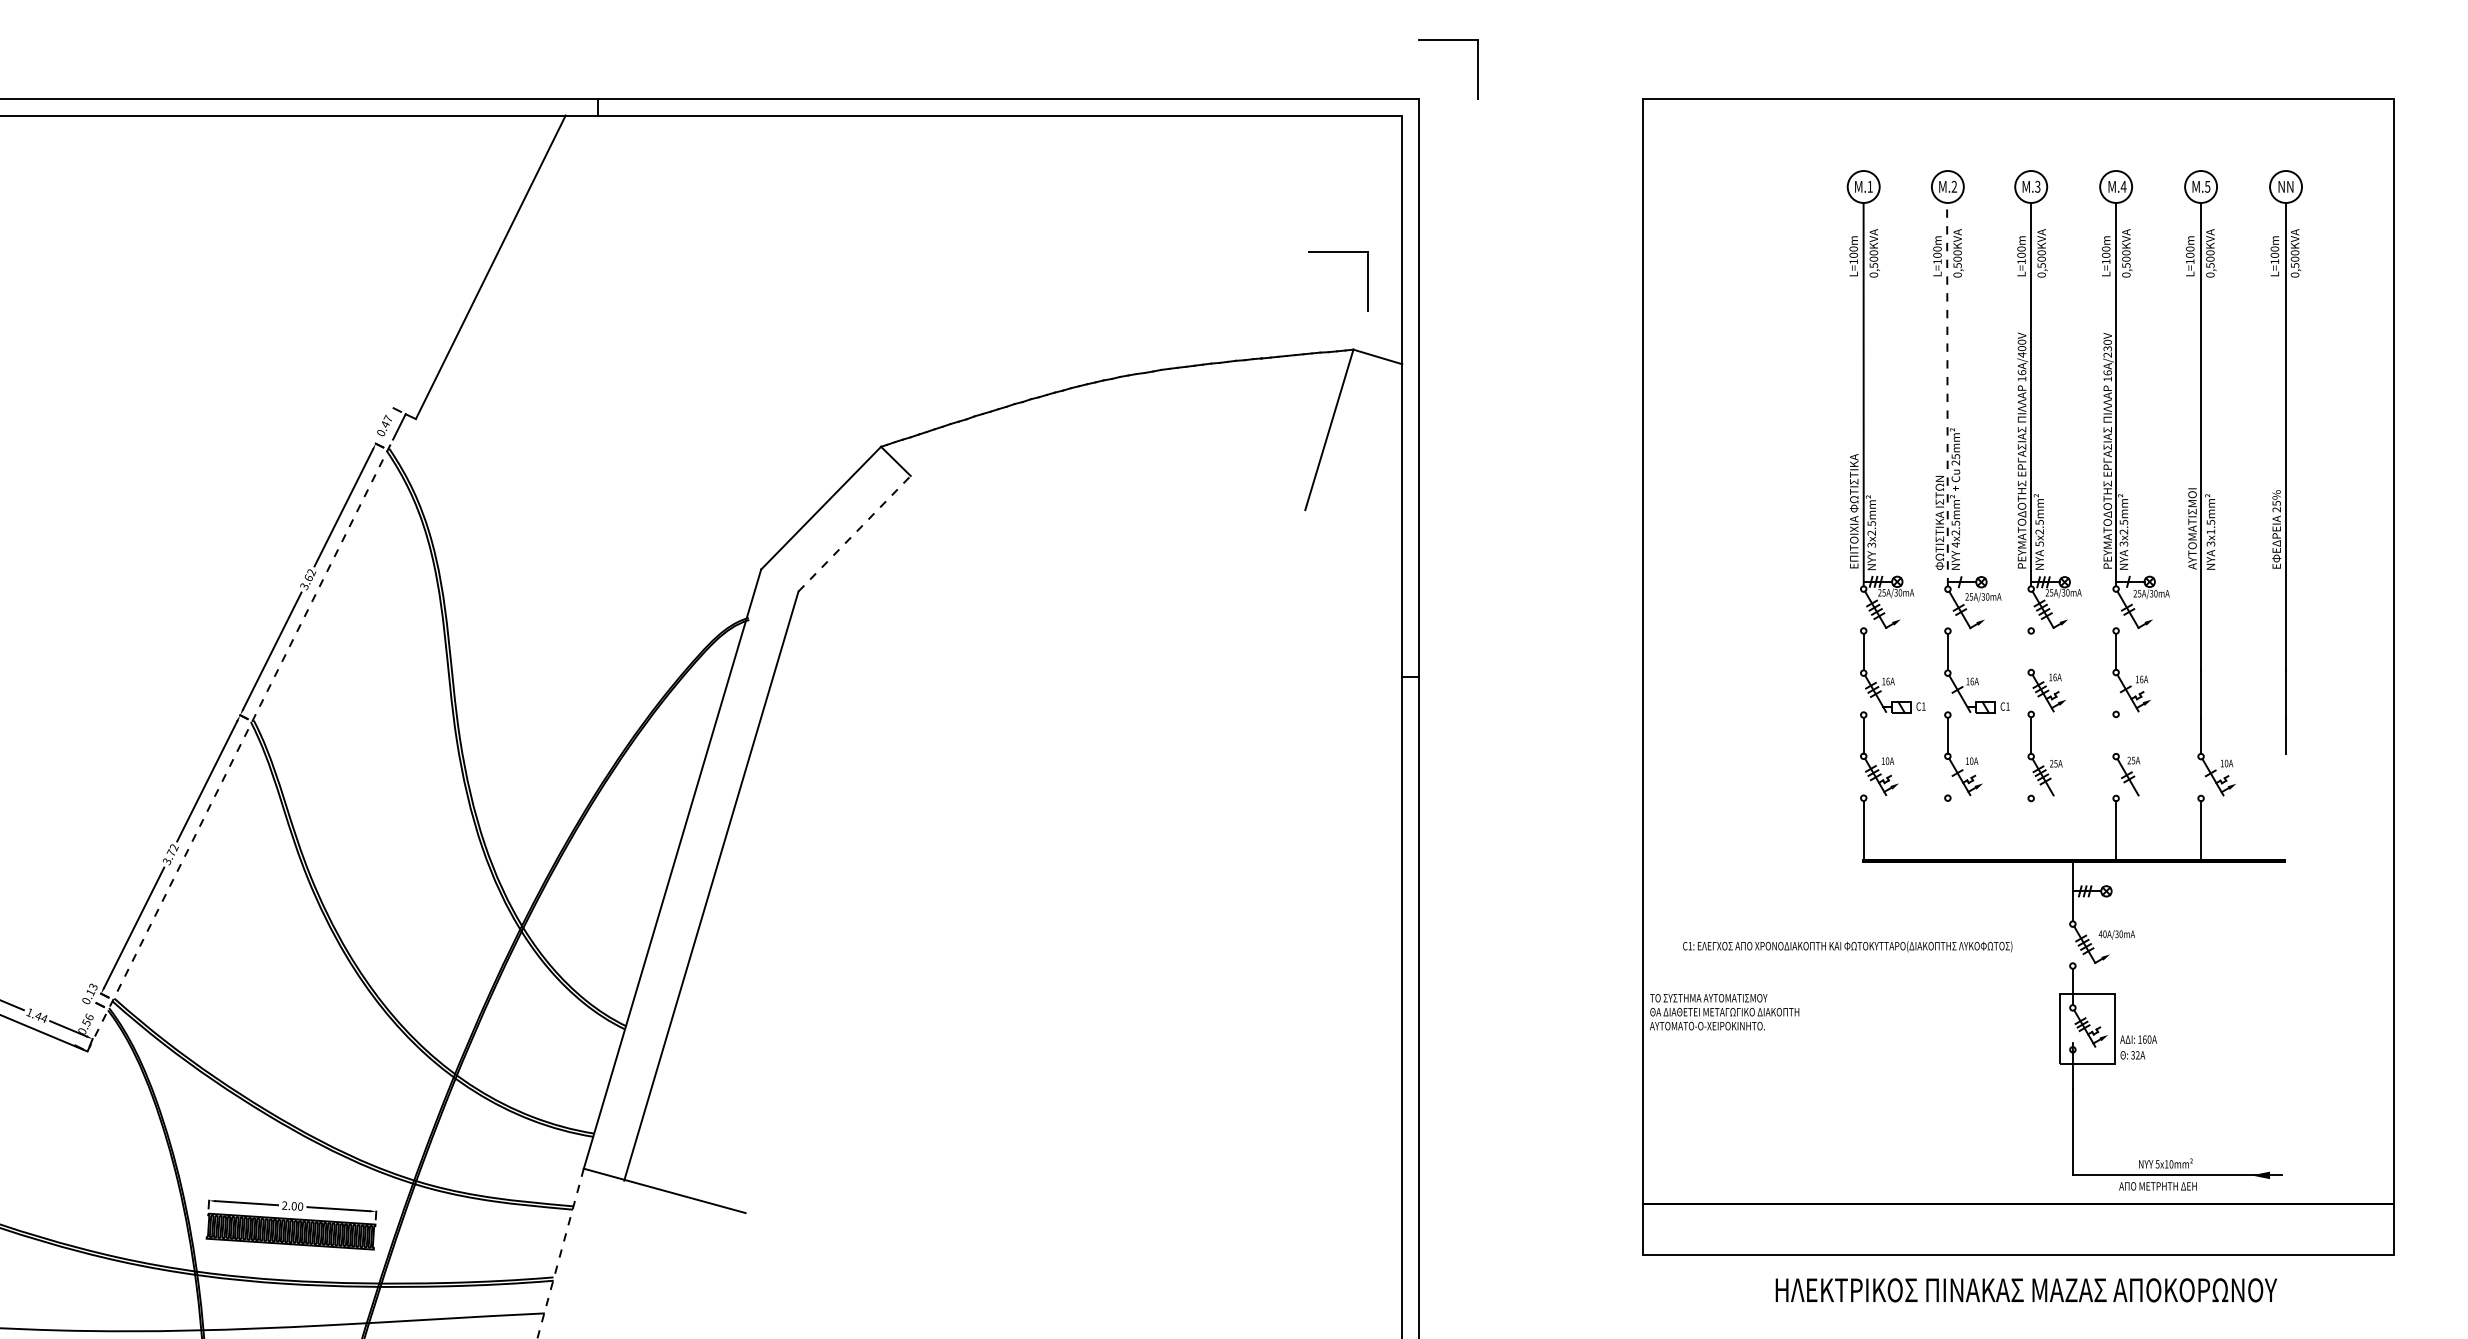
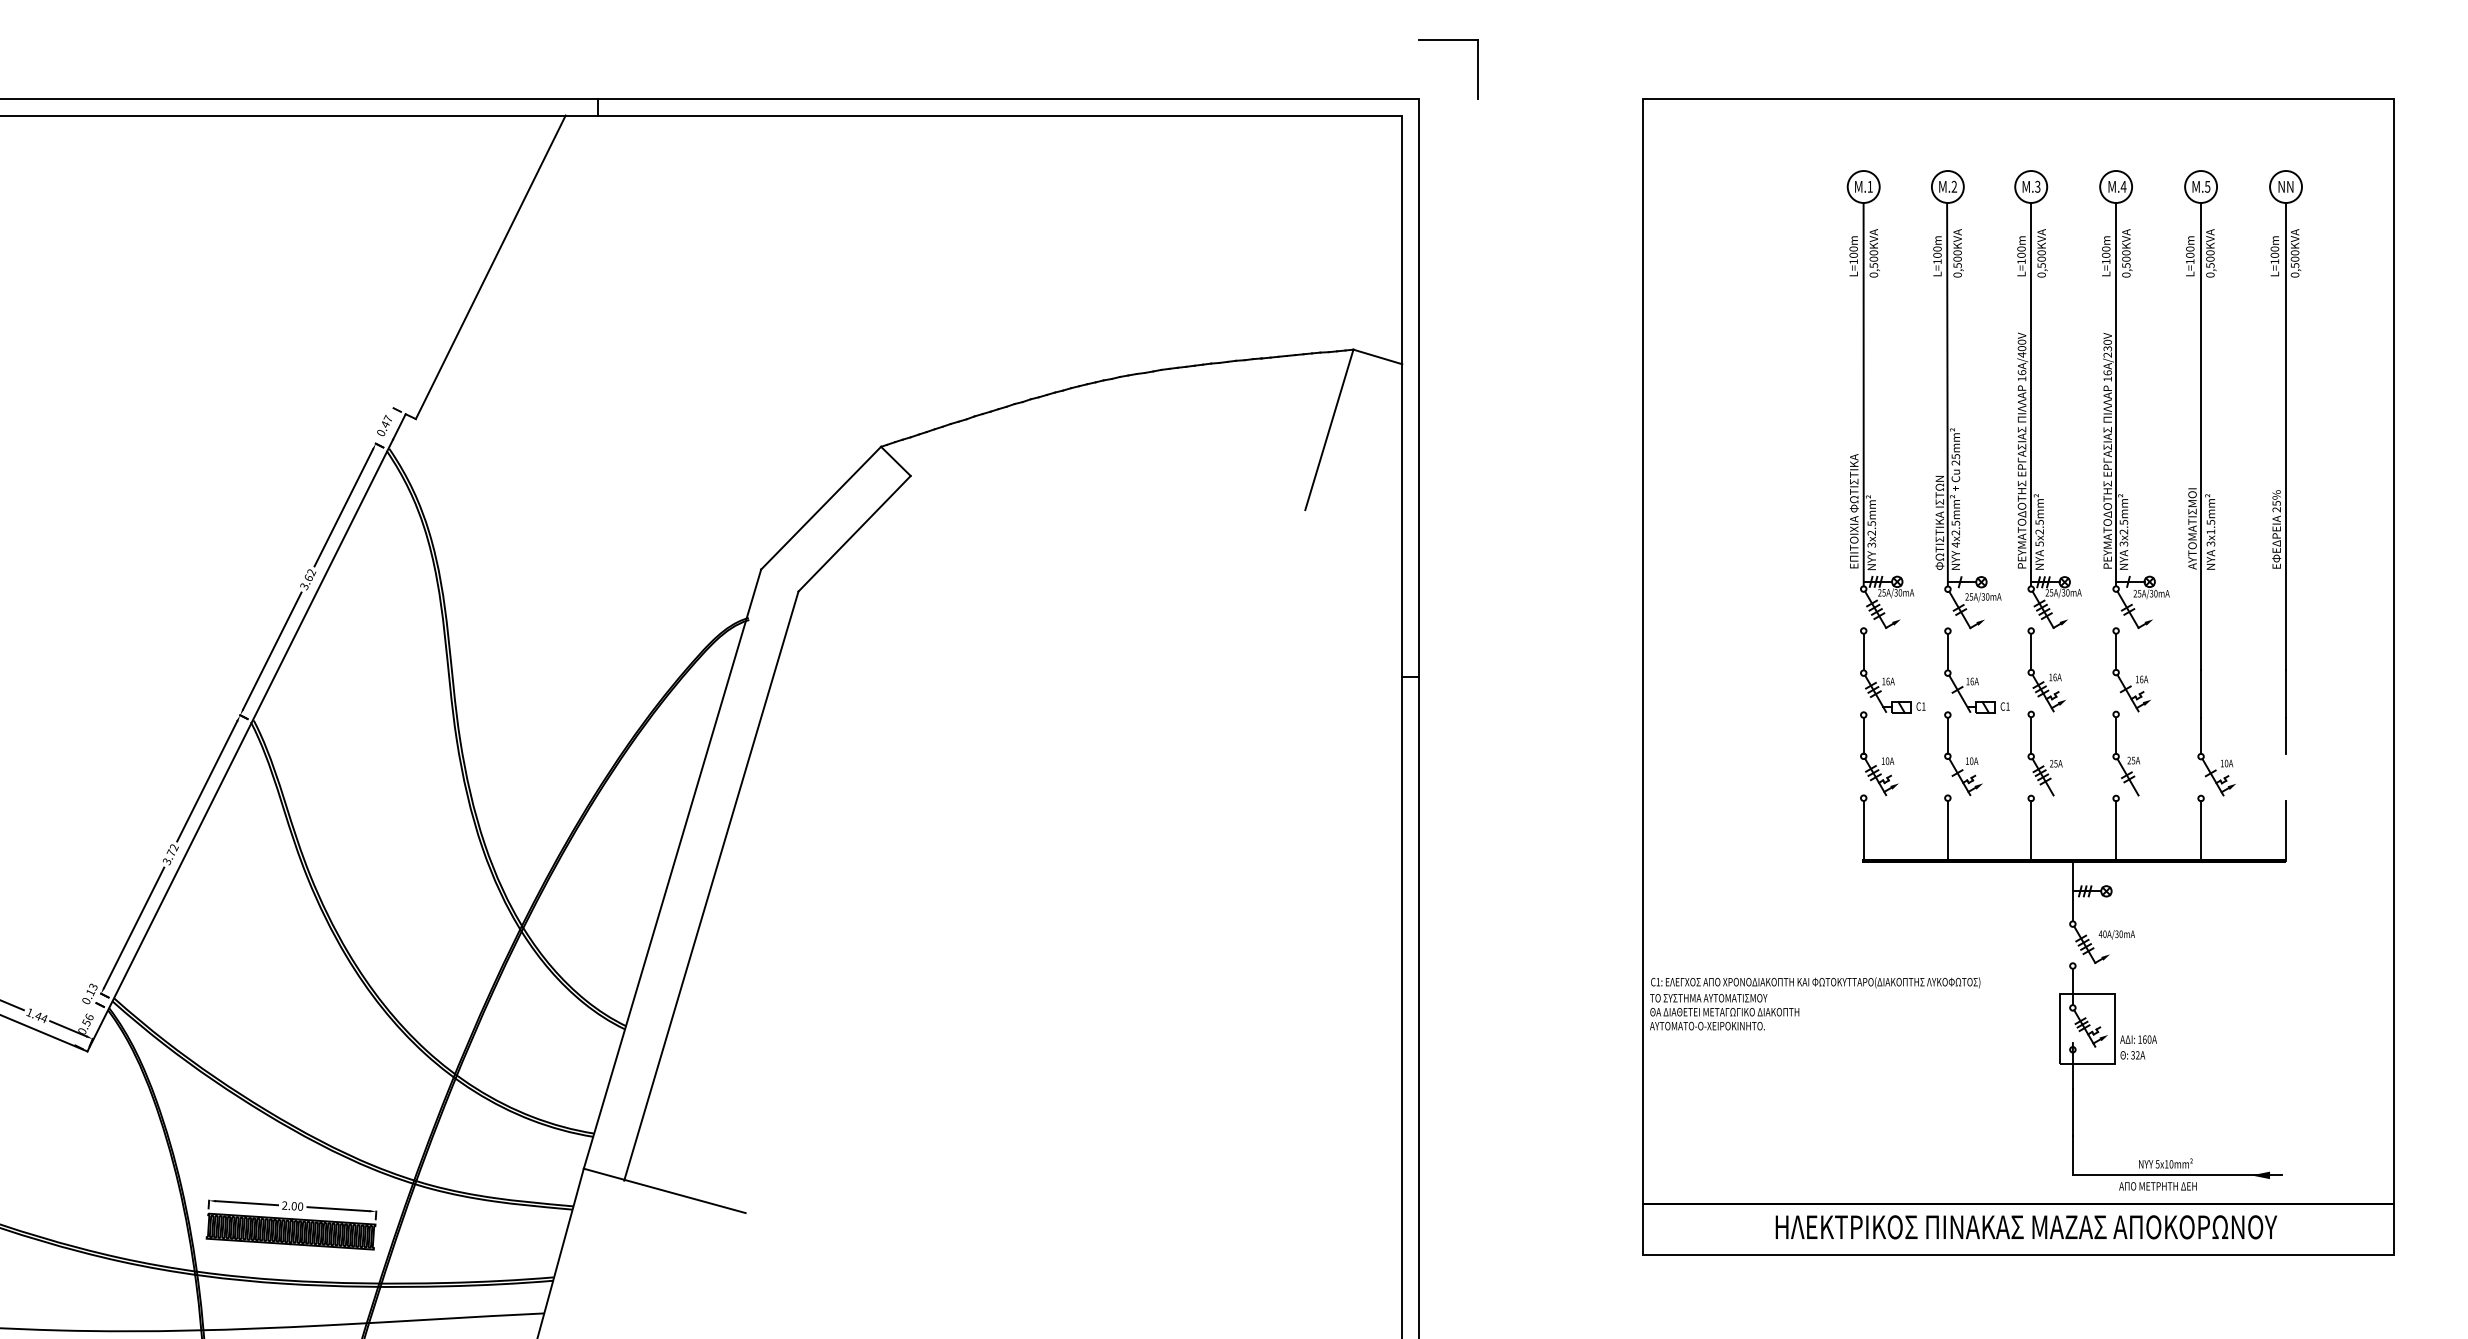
part: present -> none (1338, 252)
line: dashed -> solid (1947, 394)
line: dashed -> solid (854, 533)
line: none -> present (2031, 651)
line: none -> present (2116, 735)
line: dashed -> solid (240, 745)
line: none -> present (1947, 831)
line: none -> present (2031, 831)
line: none -> present (2286, 831)
text position: (1847, 946) -> (1815, 982) (1815, 982)
line: dashed -> solid (560, 1253)
text position: (2025, 1290) -> (2025, 1227) (2025, 1227)
